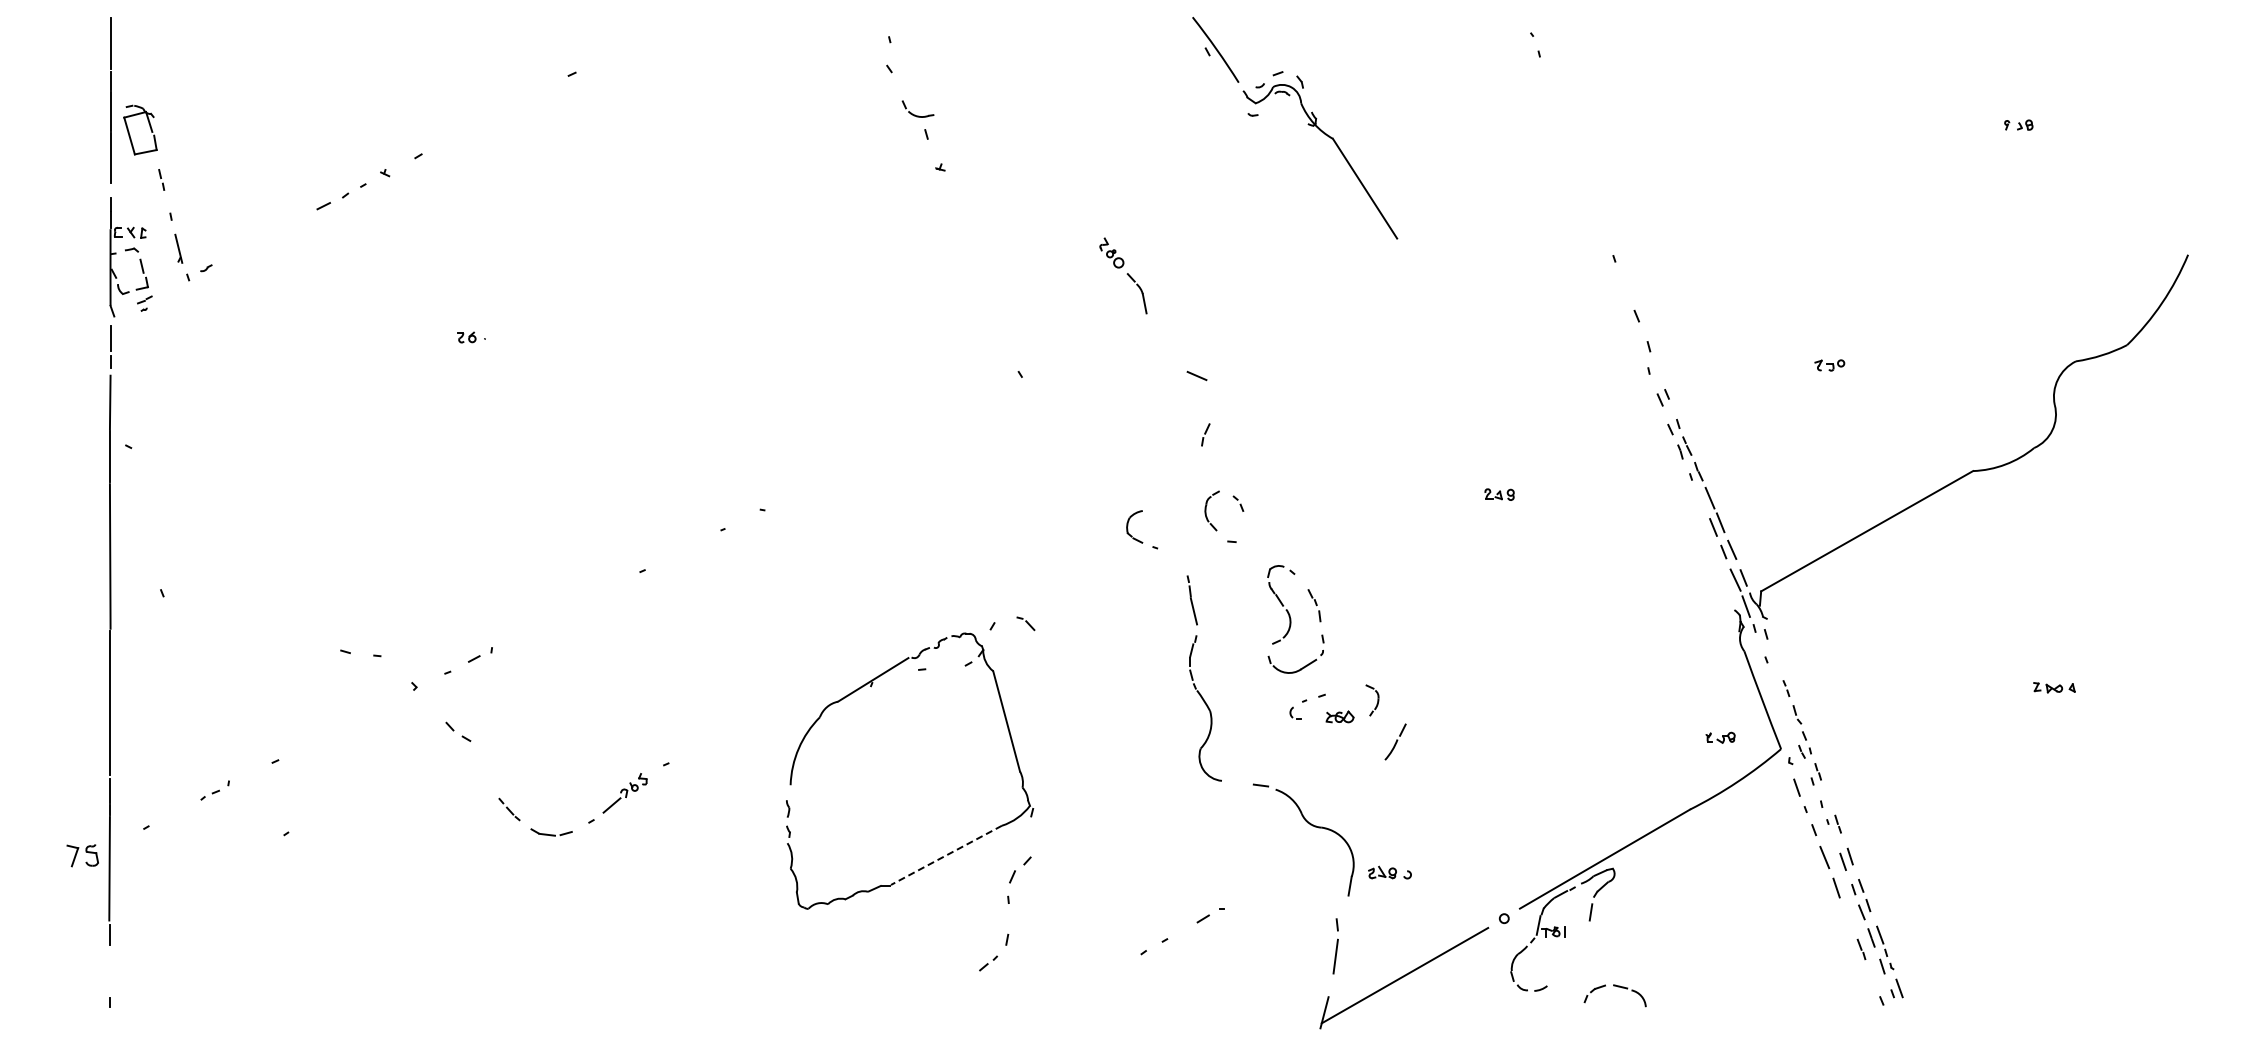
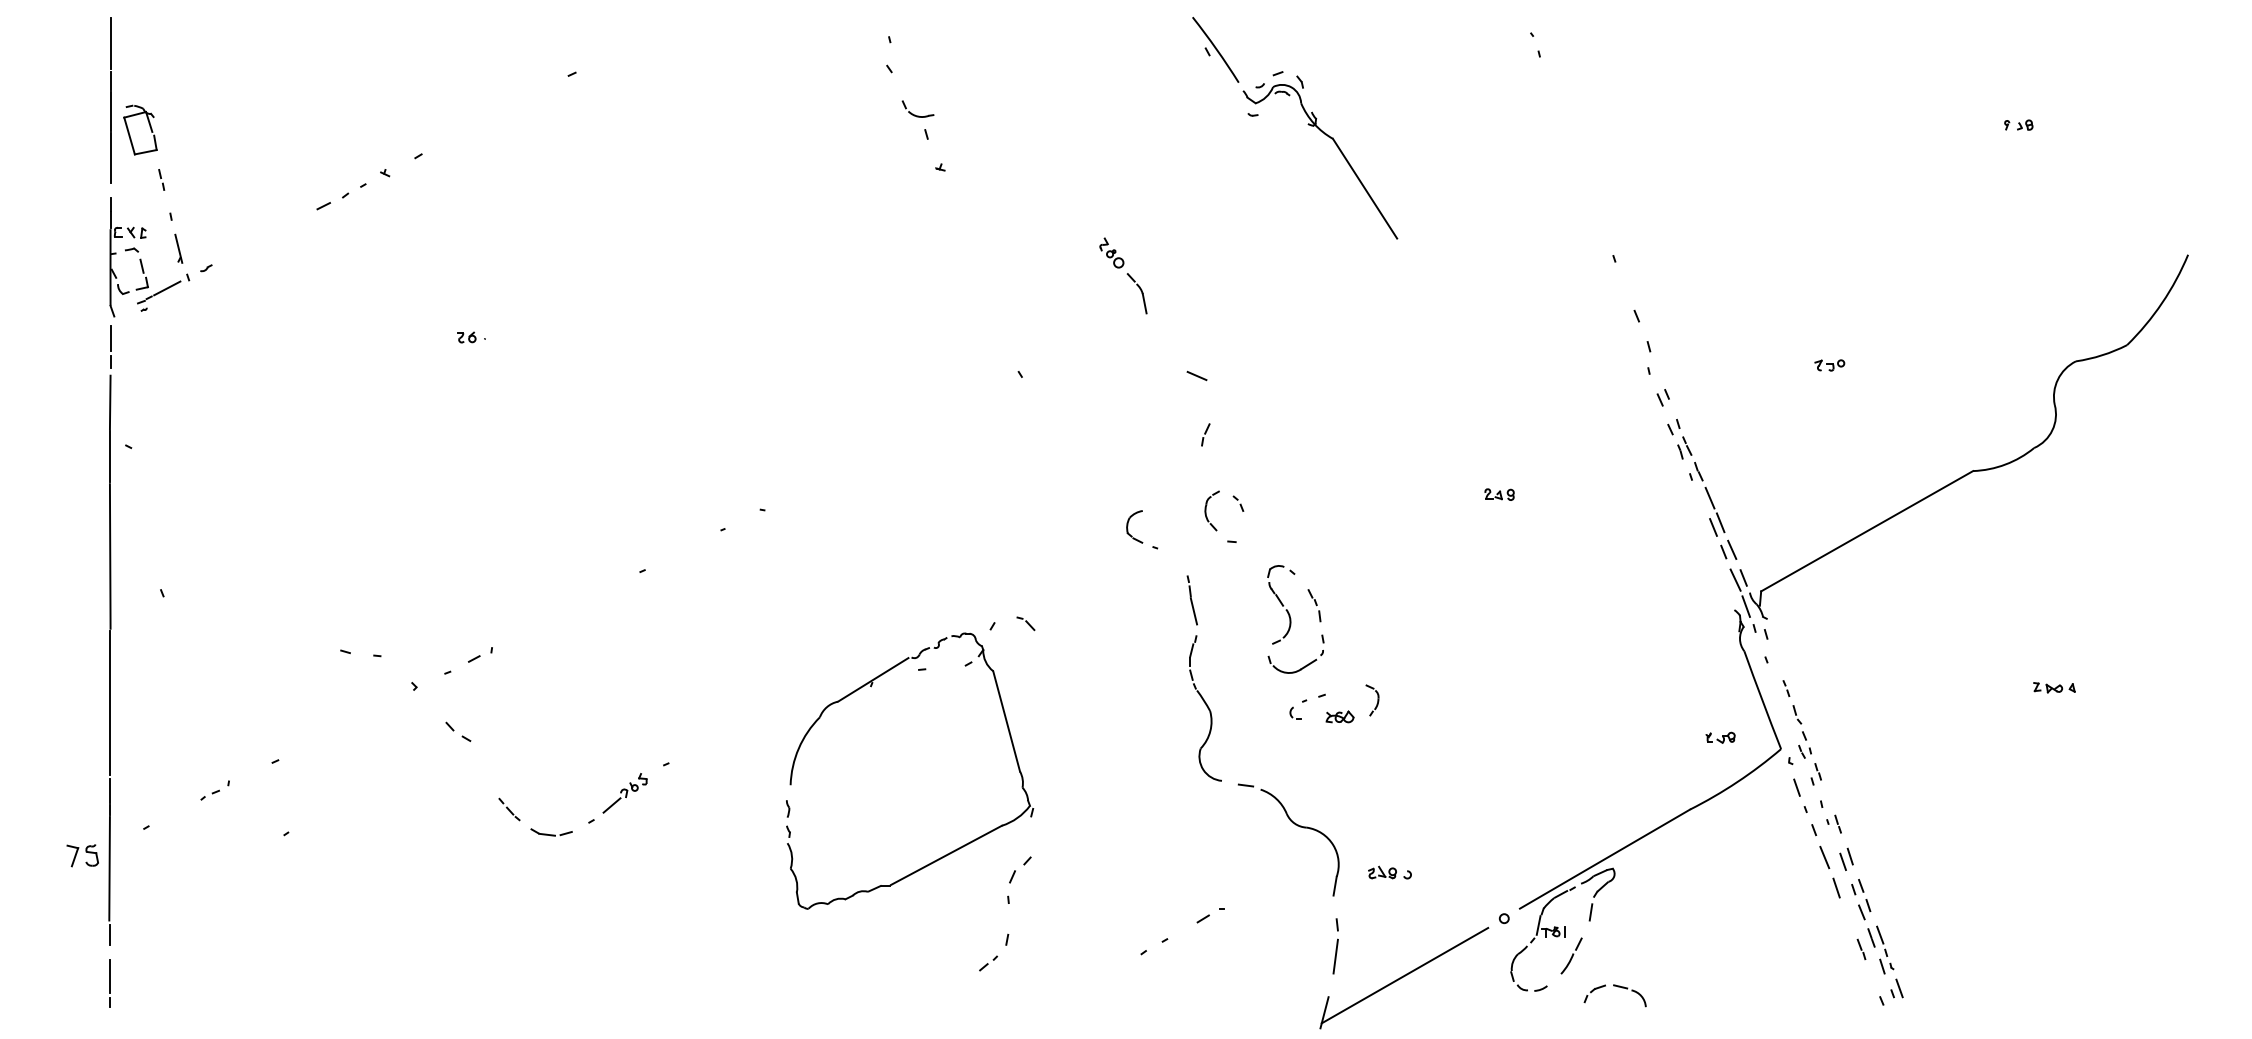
line: none -> present (167, 288)
part position: (1395, 741) -> (1571, 955) (1571, 955)
part position: (1310, 825) -> (1295, 825) (1295, 825)
line: dashed -> solid (946, 855)
line: none -> present (109, 975)
